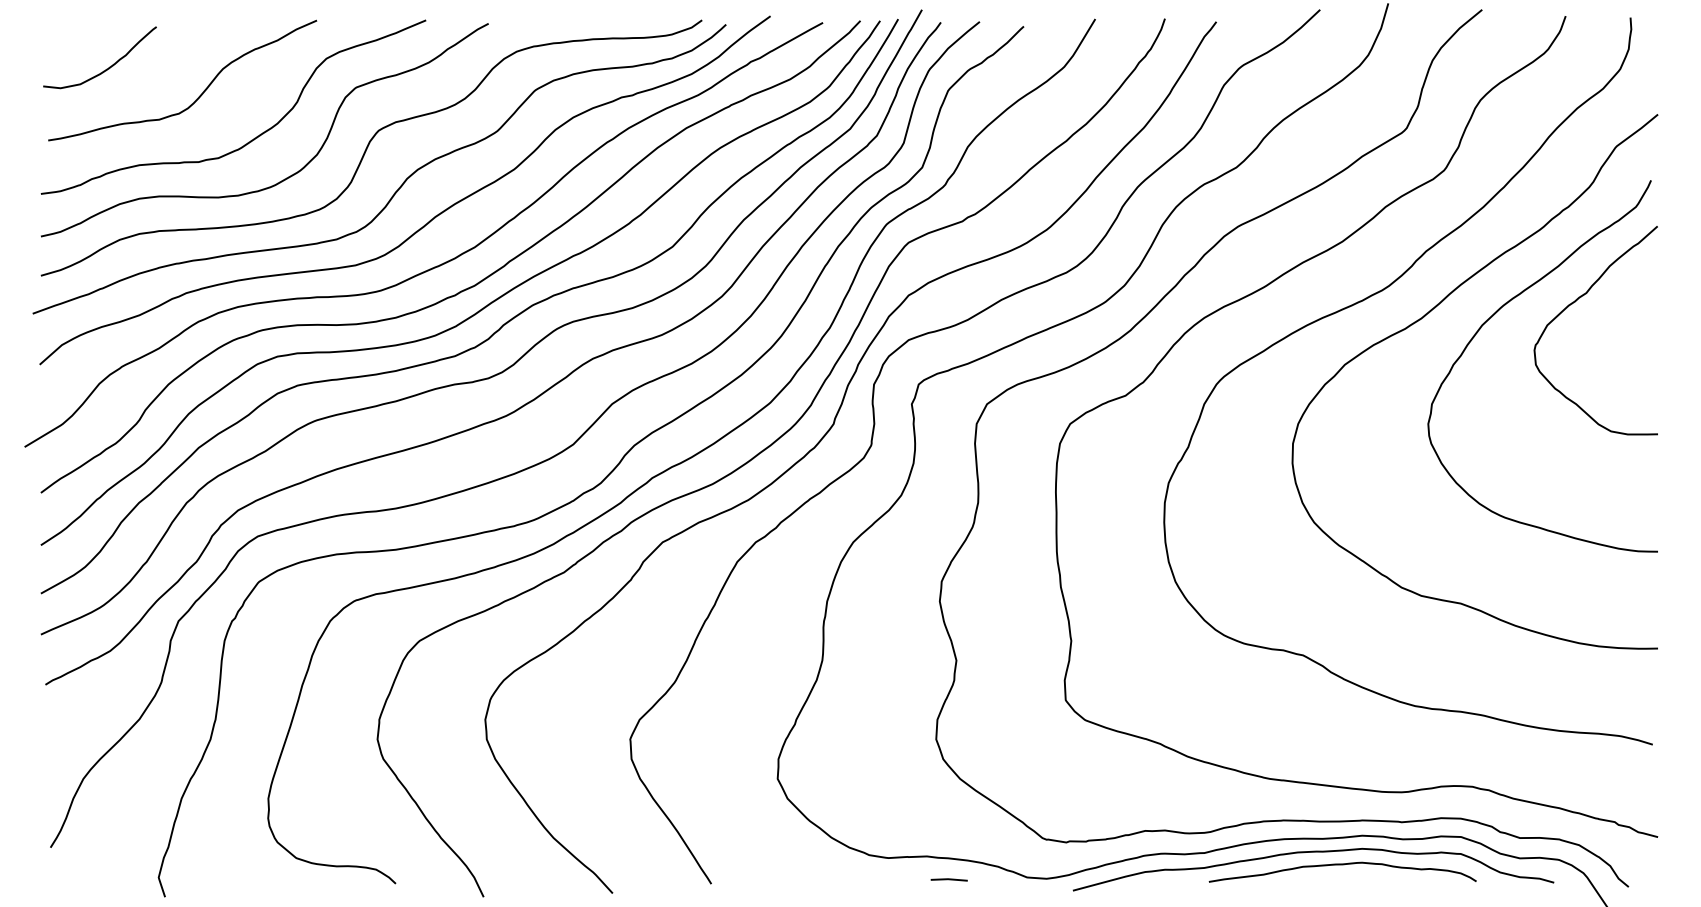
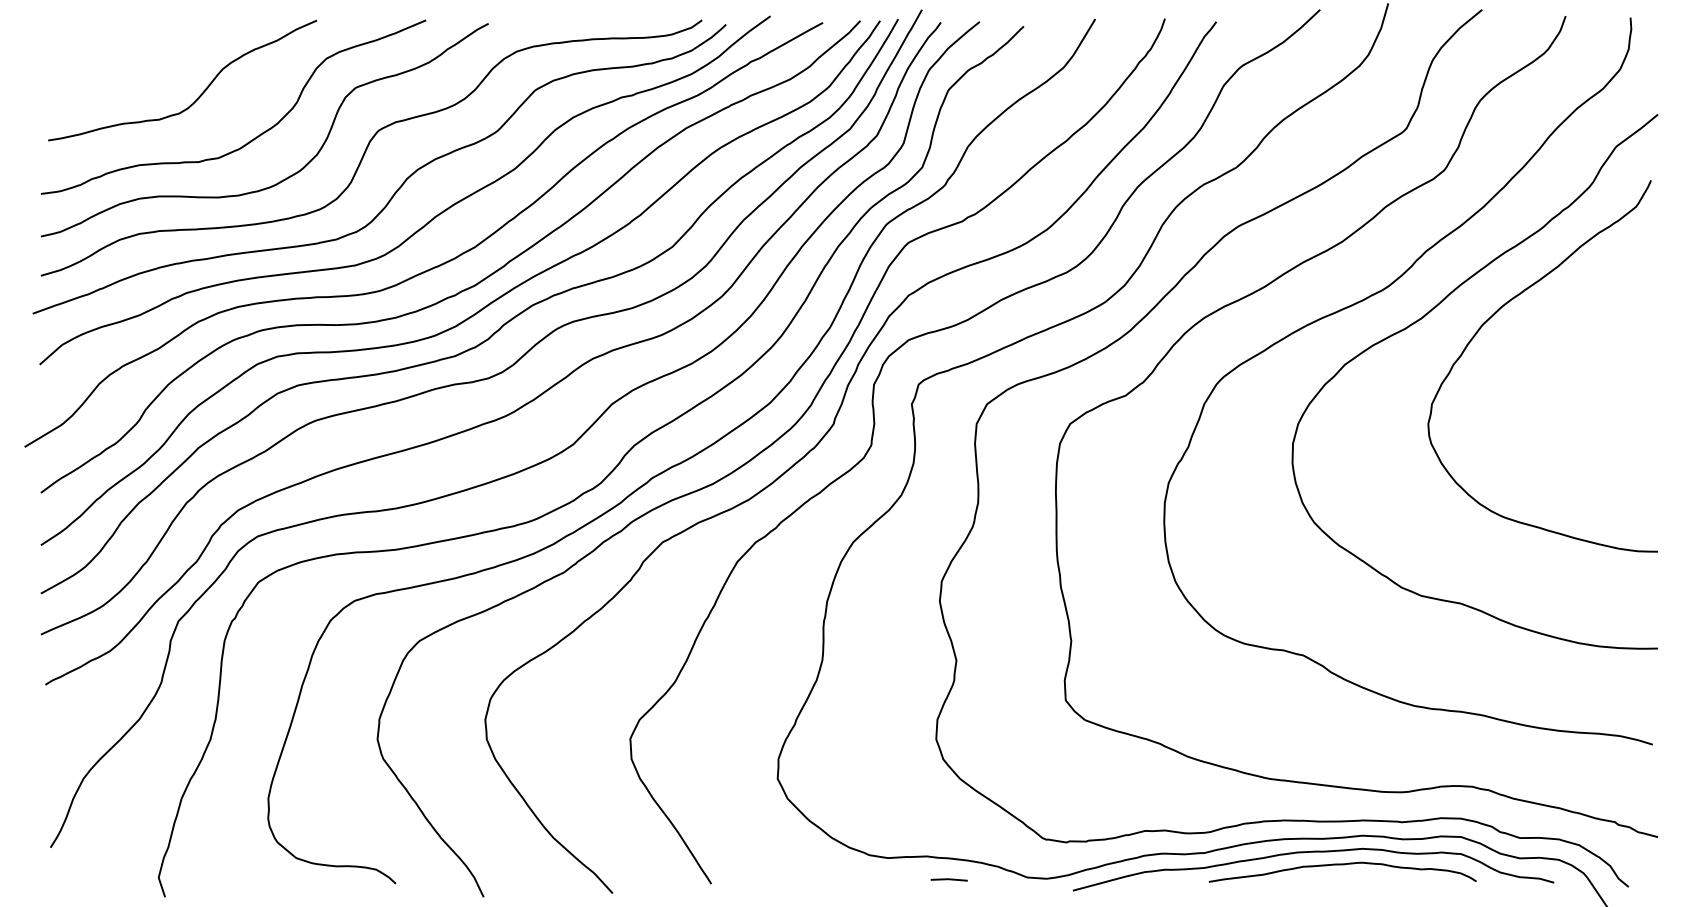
curve: present -> none (106, 68)
curve: present -> none (1575, 302)
